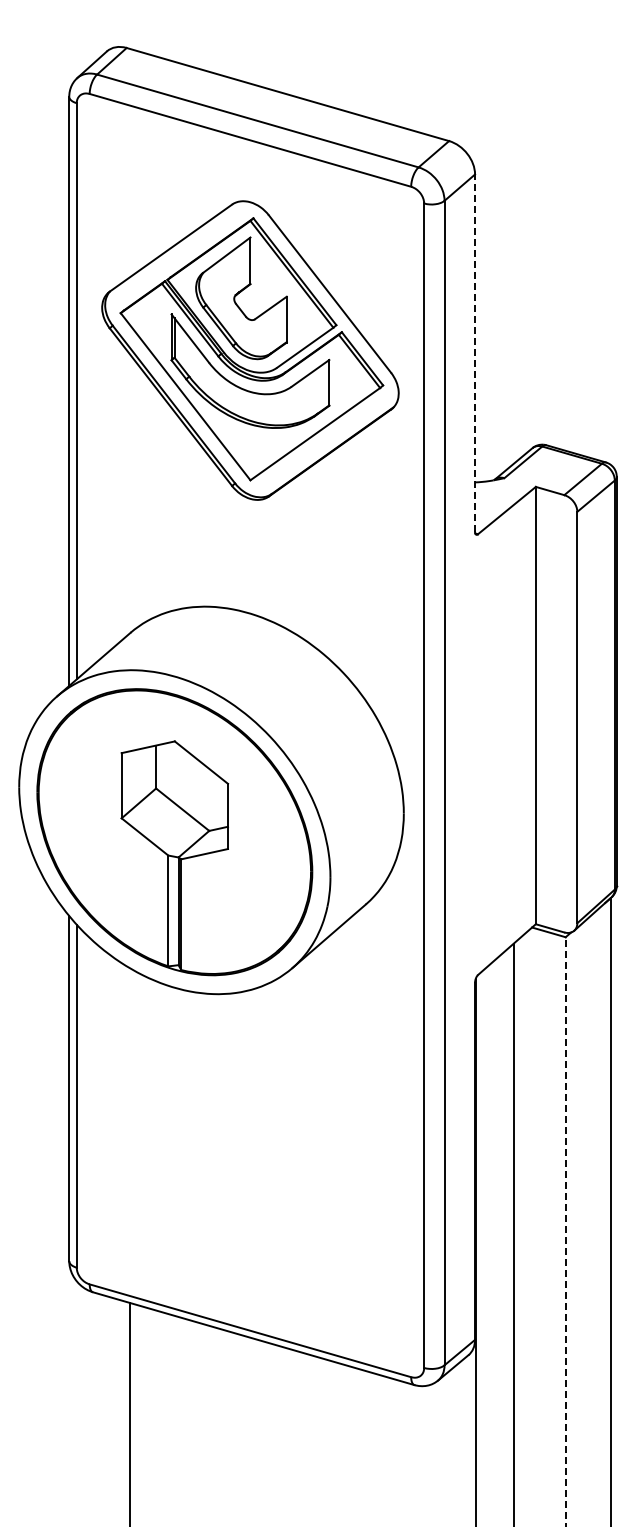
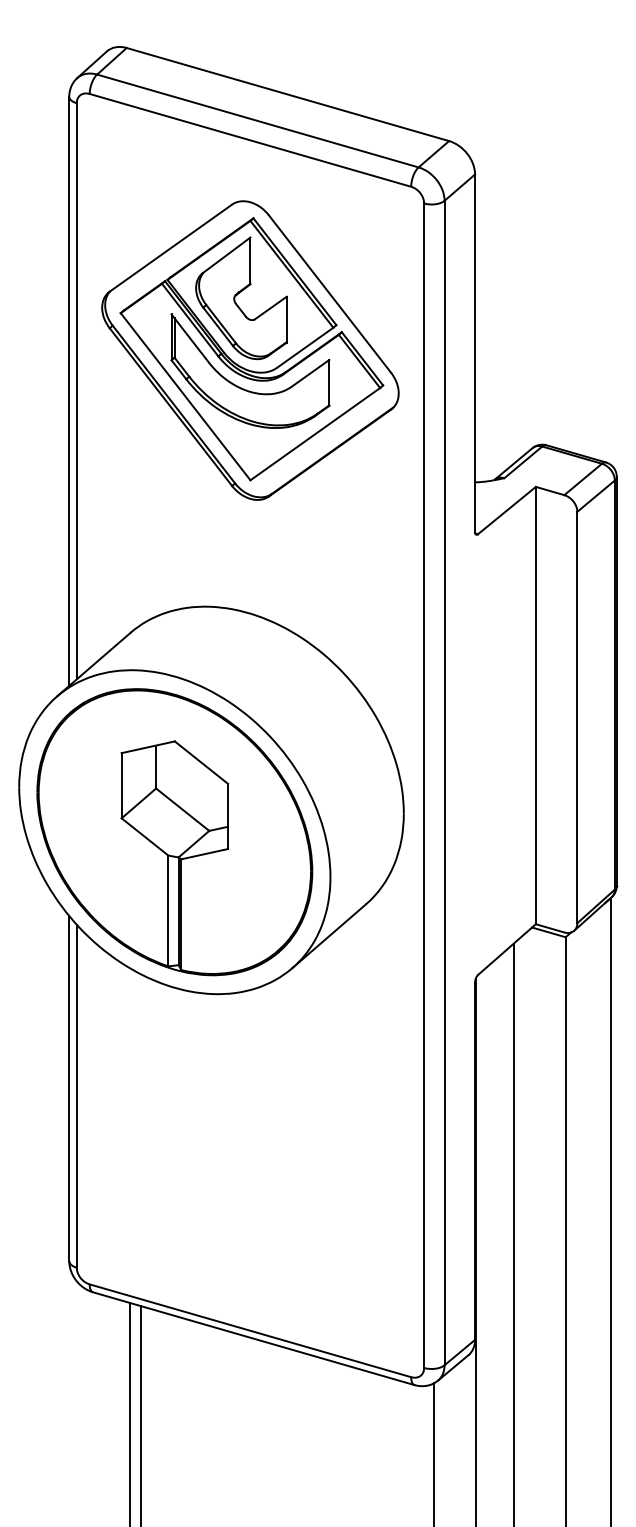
line: dashed -> solid (475, 353)
line: dashed -> solid (565, 1231)
line: none -> present (141, 1414)
line: none -> present (434, 1453)
